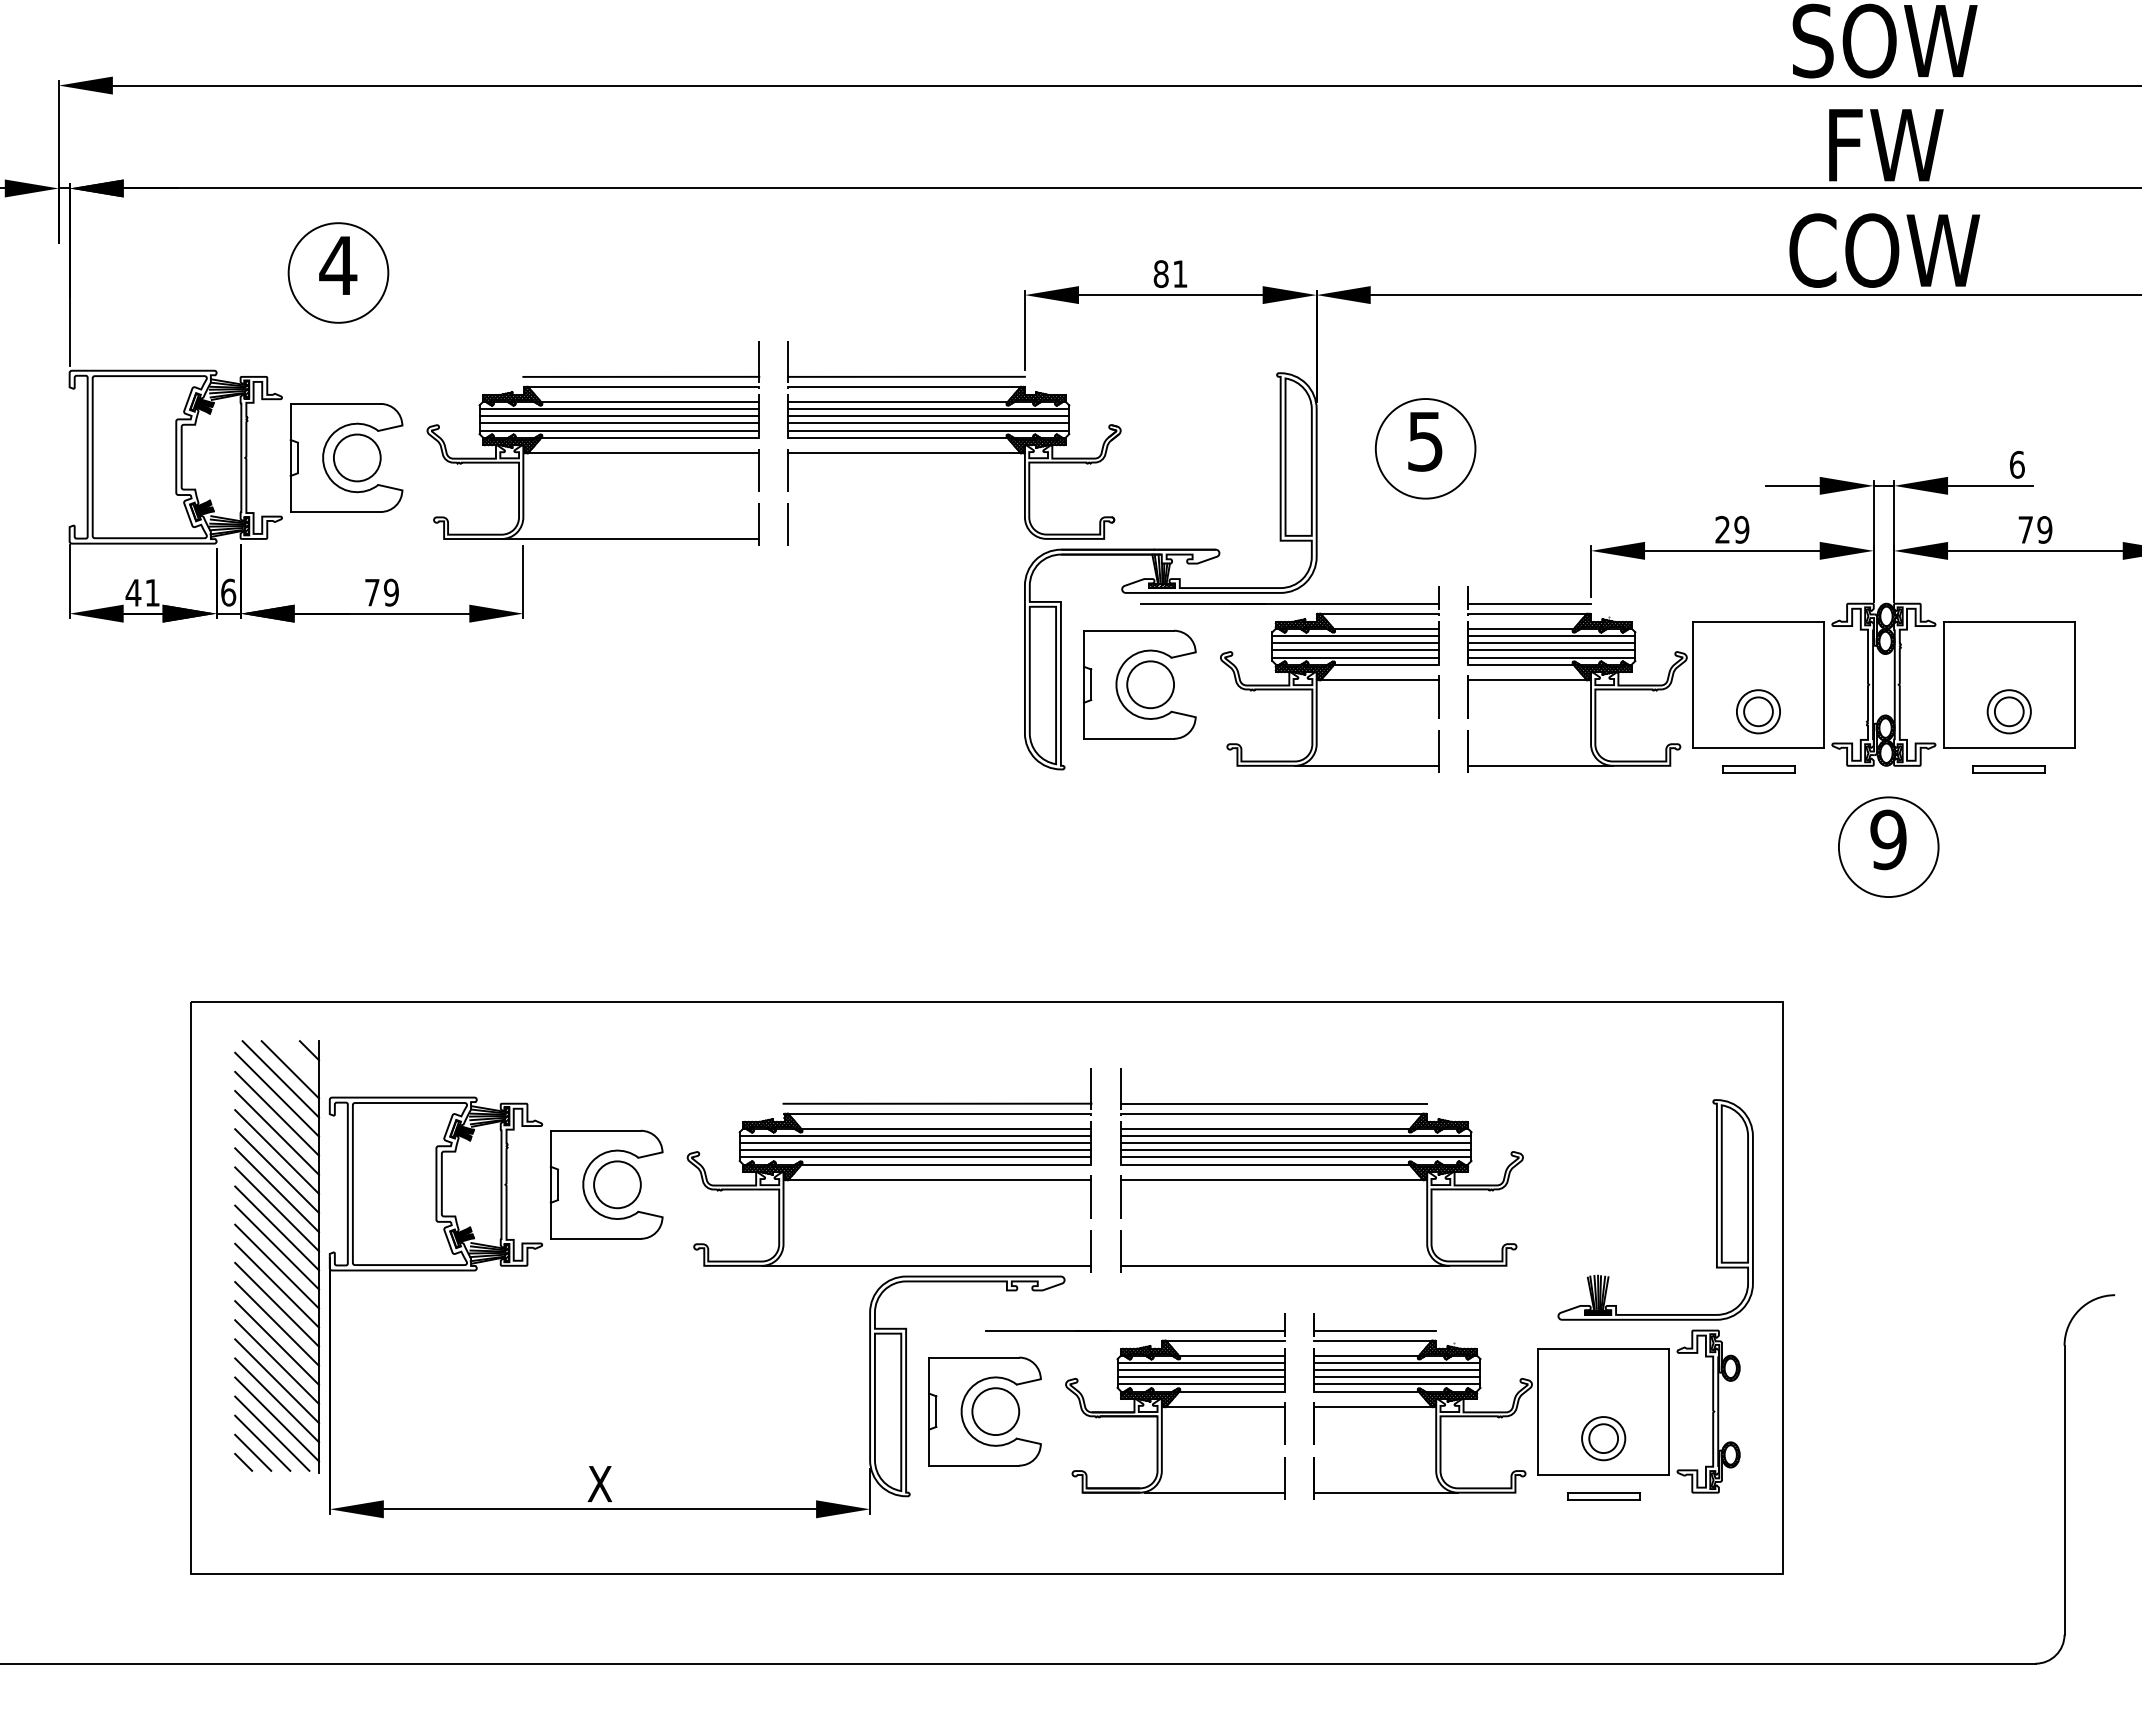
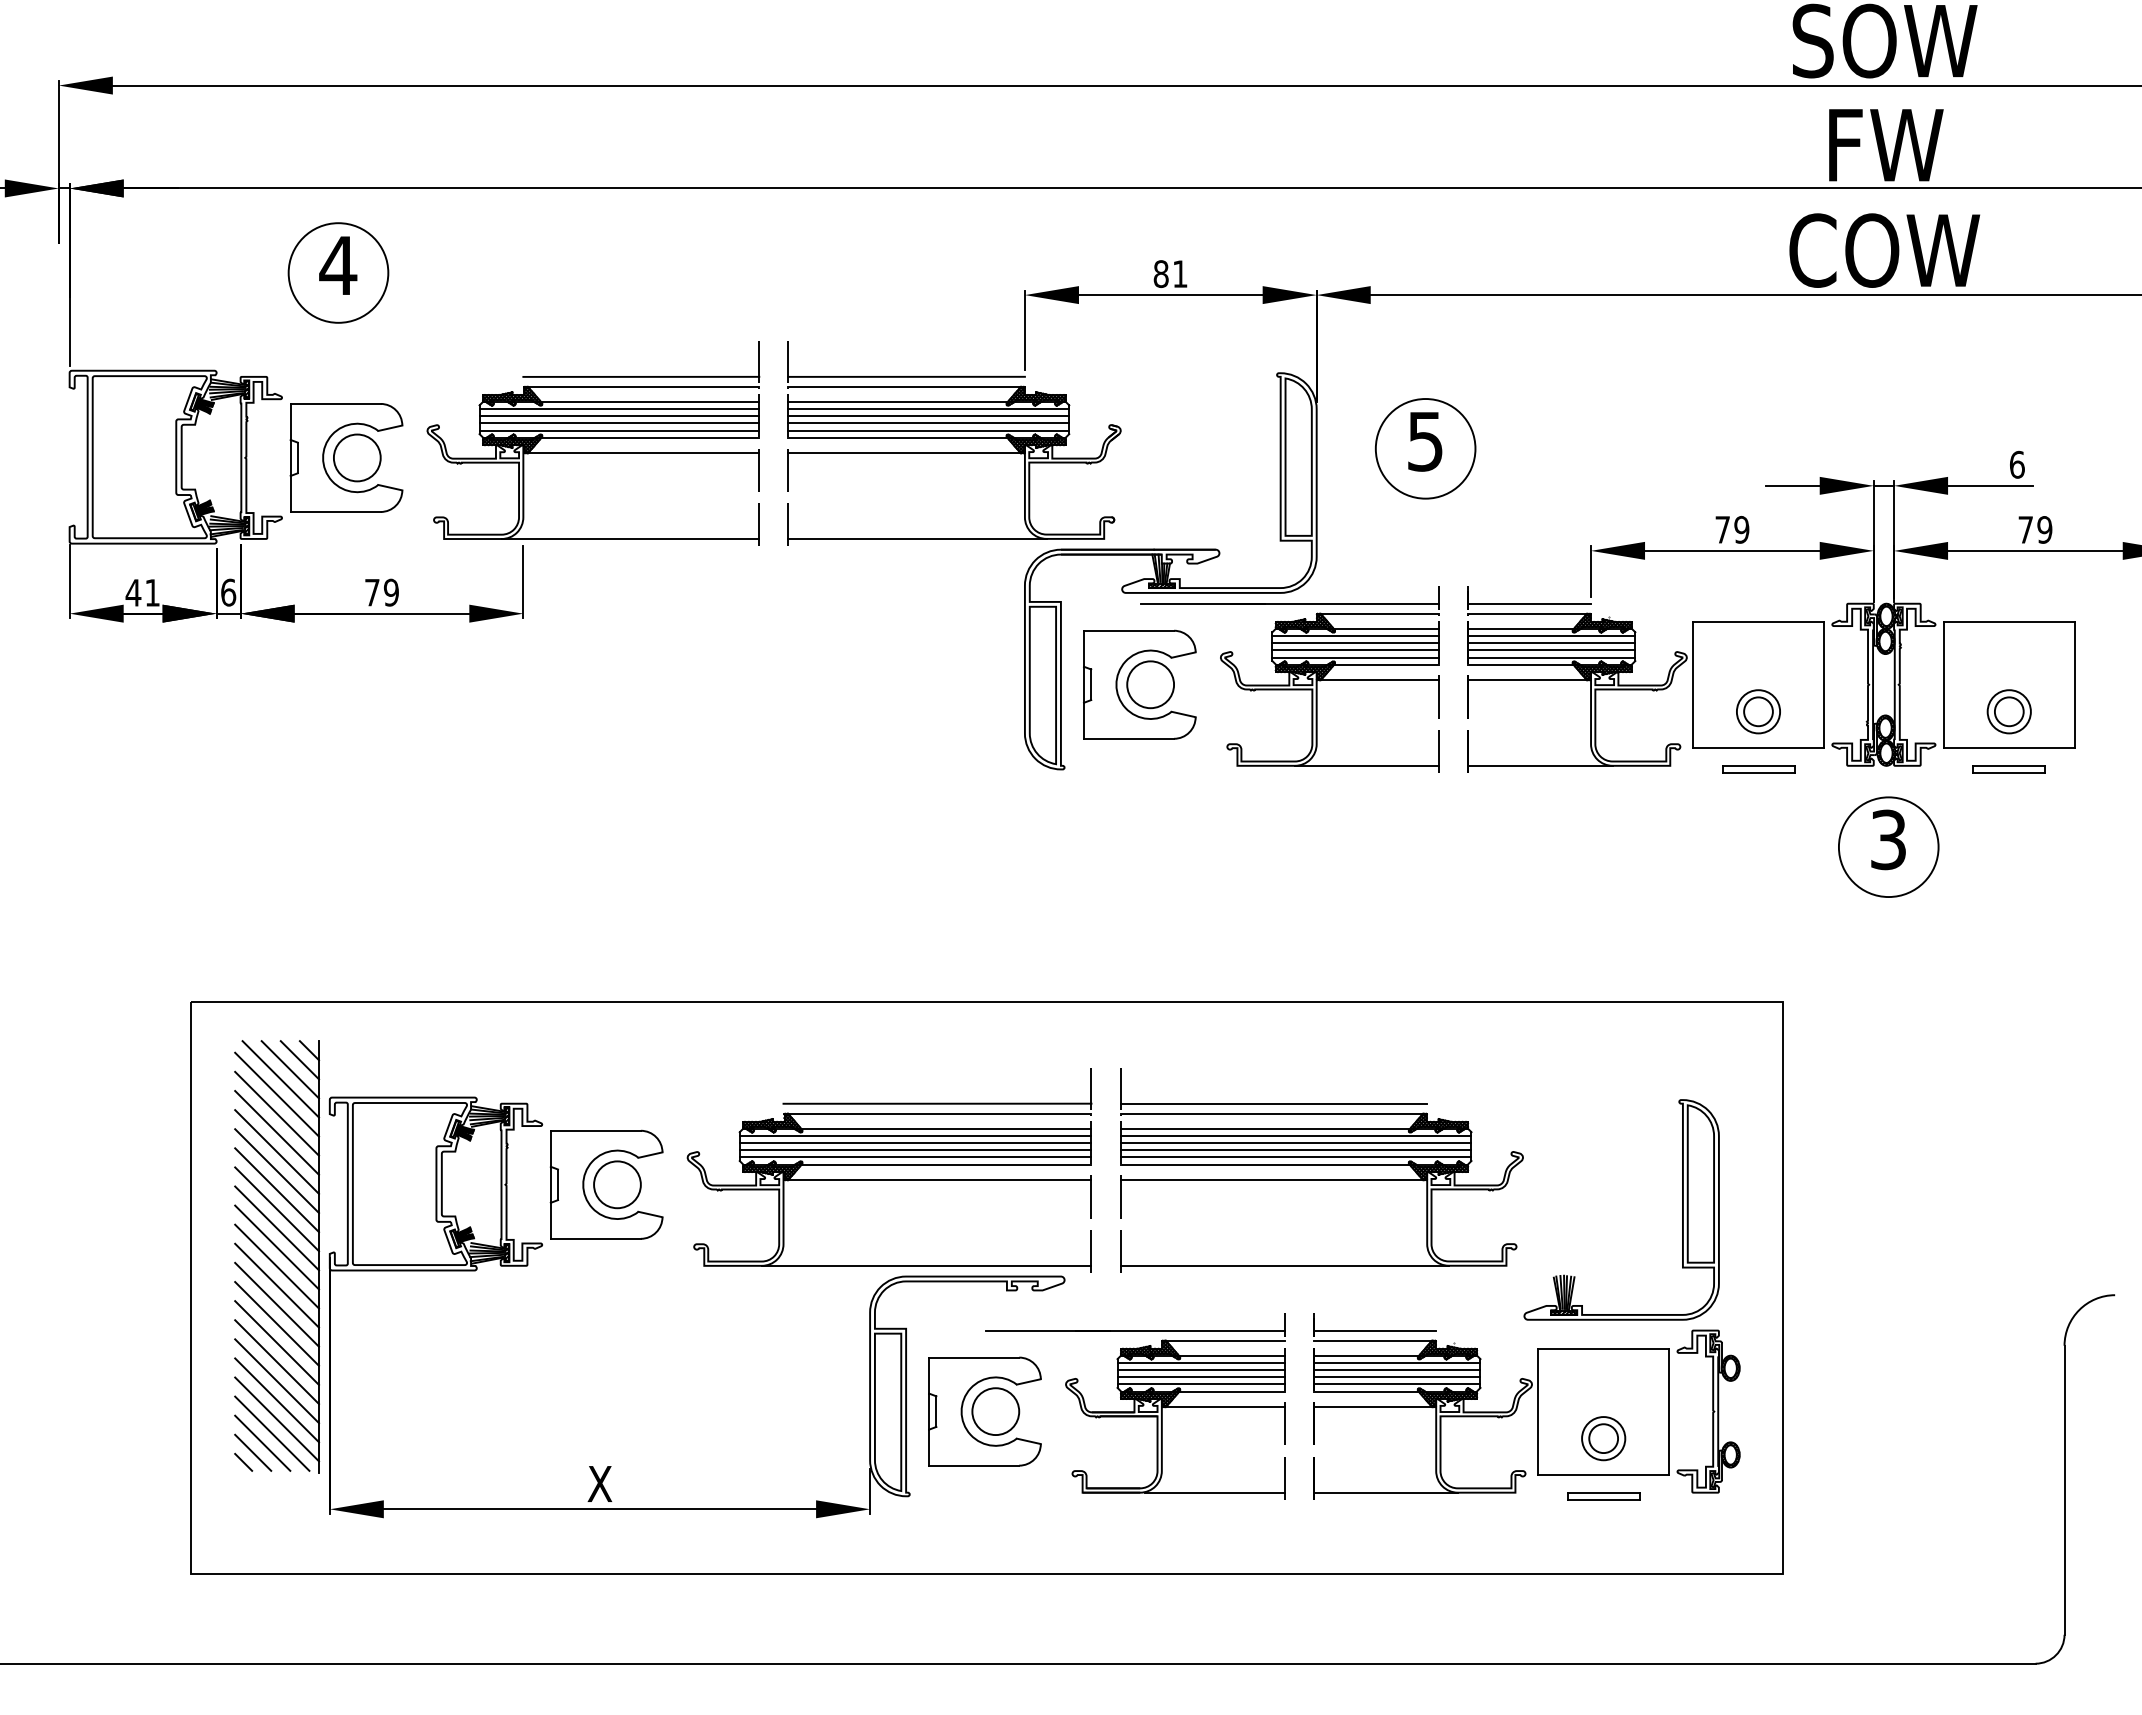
text: 29 -> 79 (1722, 529)
line: none -> present (917, 538)
text: 9 -> 3 (1888, 839)
line: none -> present (299, 1060)
part position: (1716, 1209) -> (1682, 1209) (1682, 1209)
